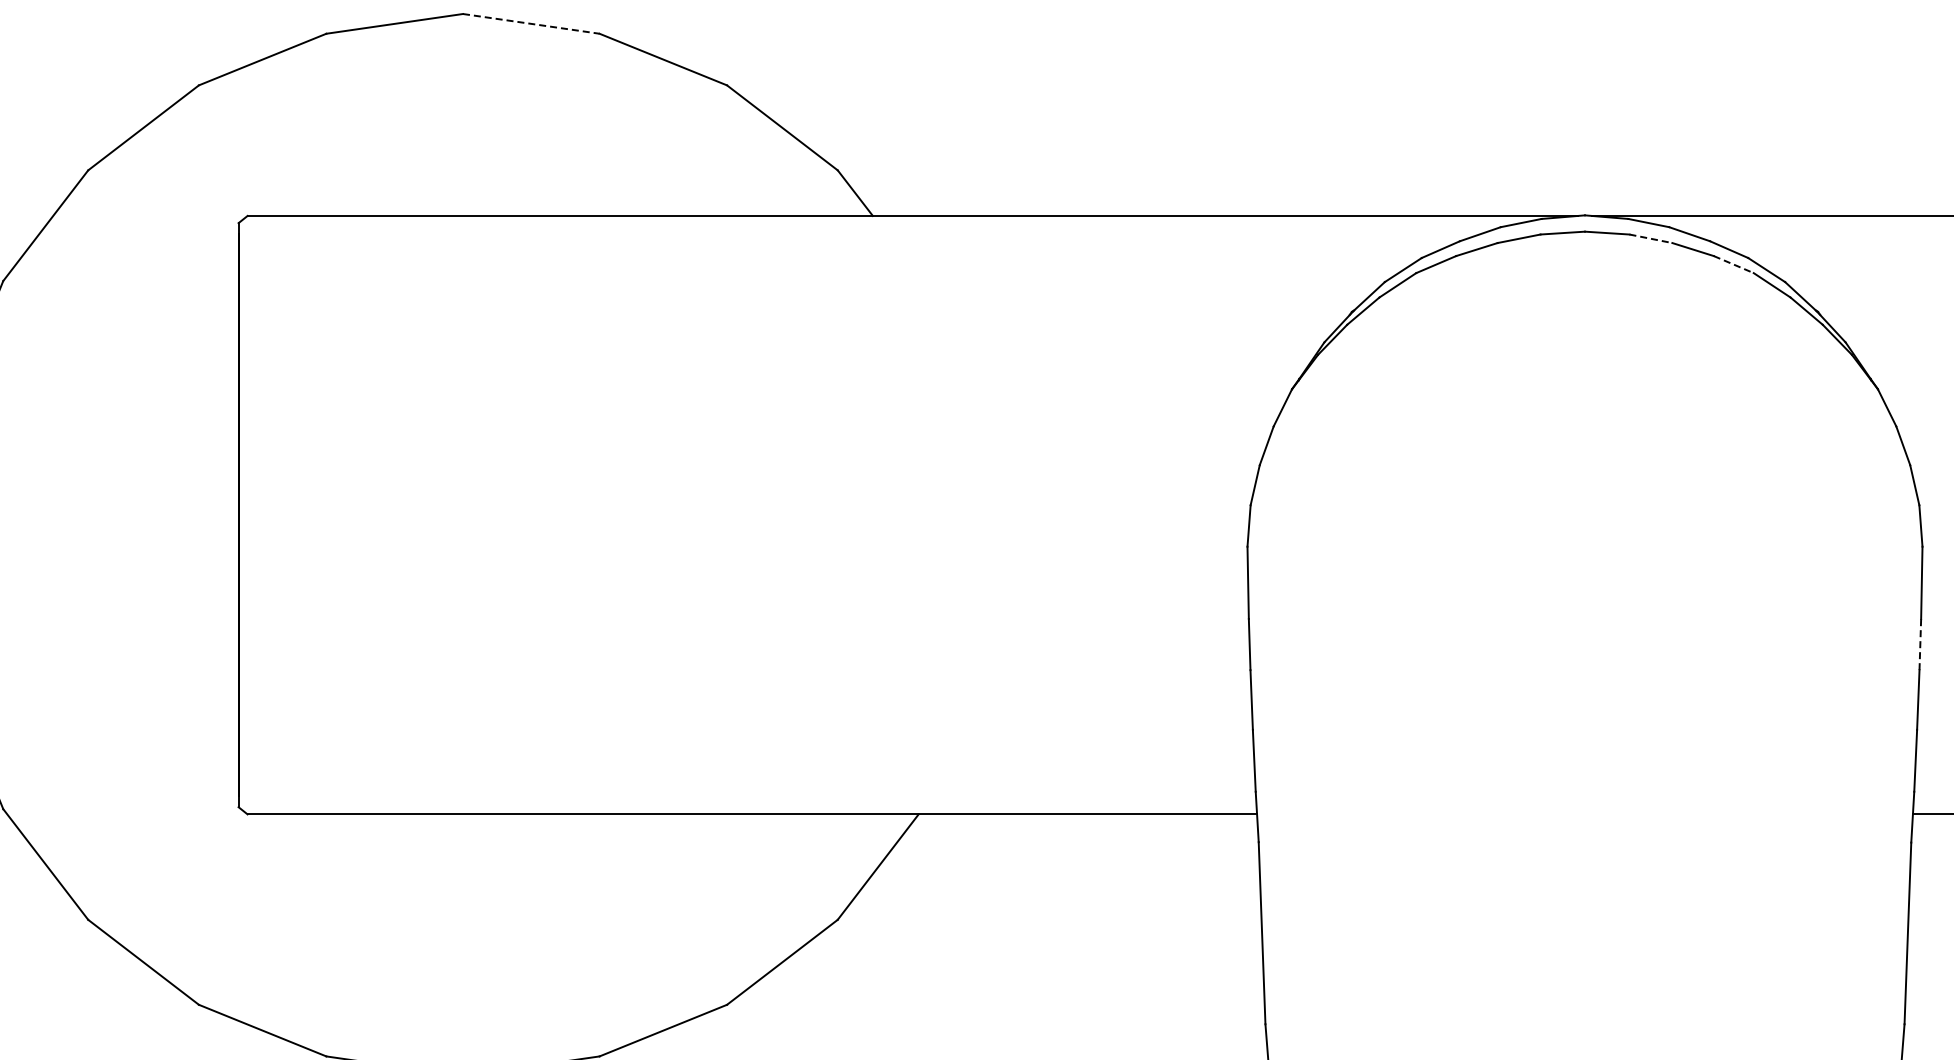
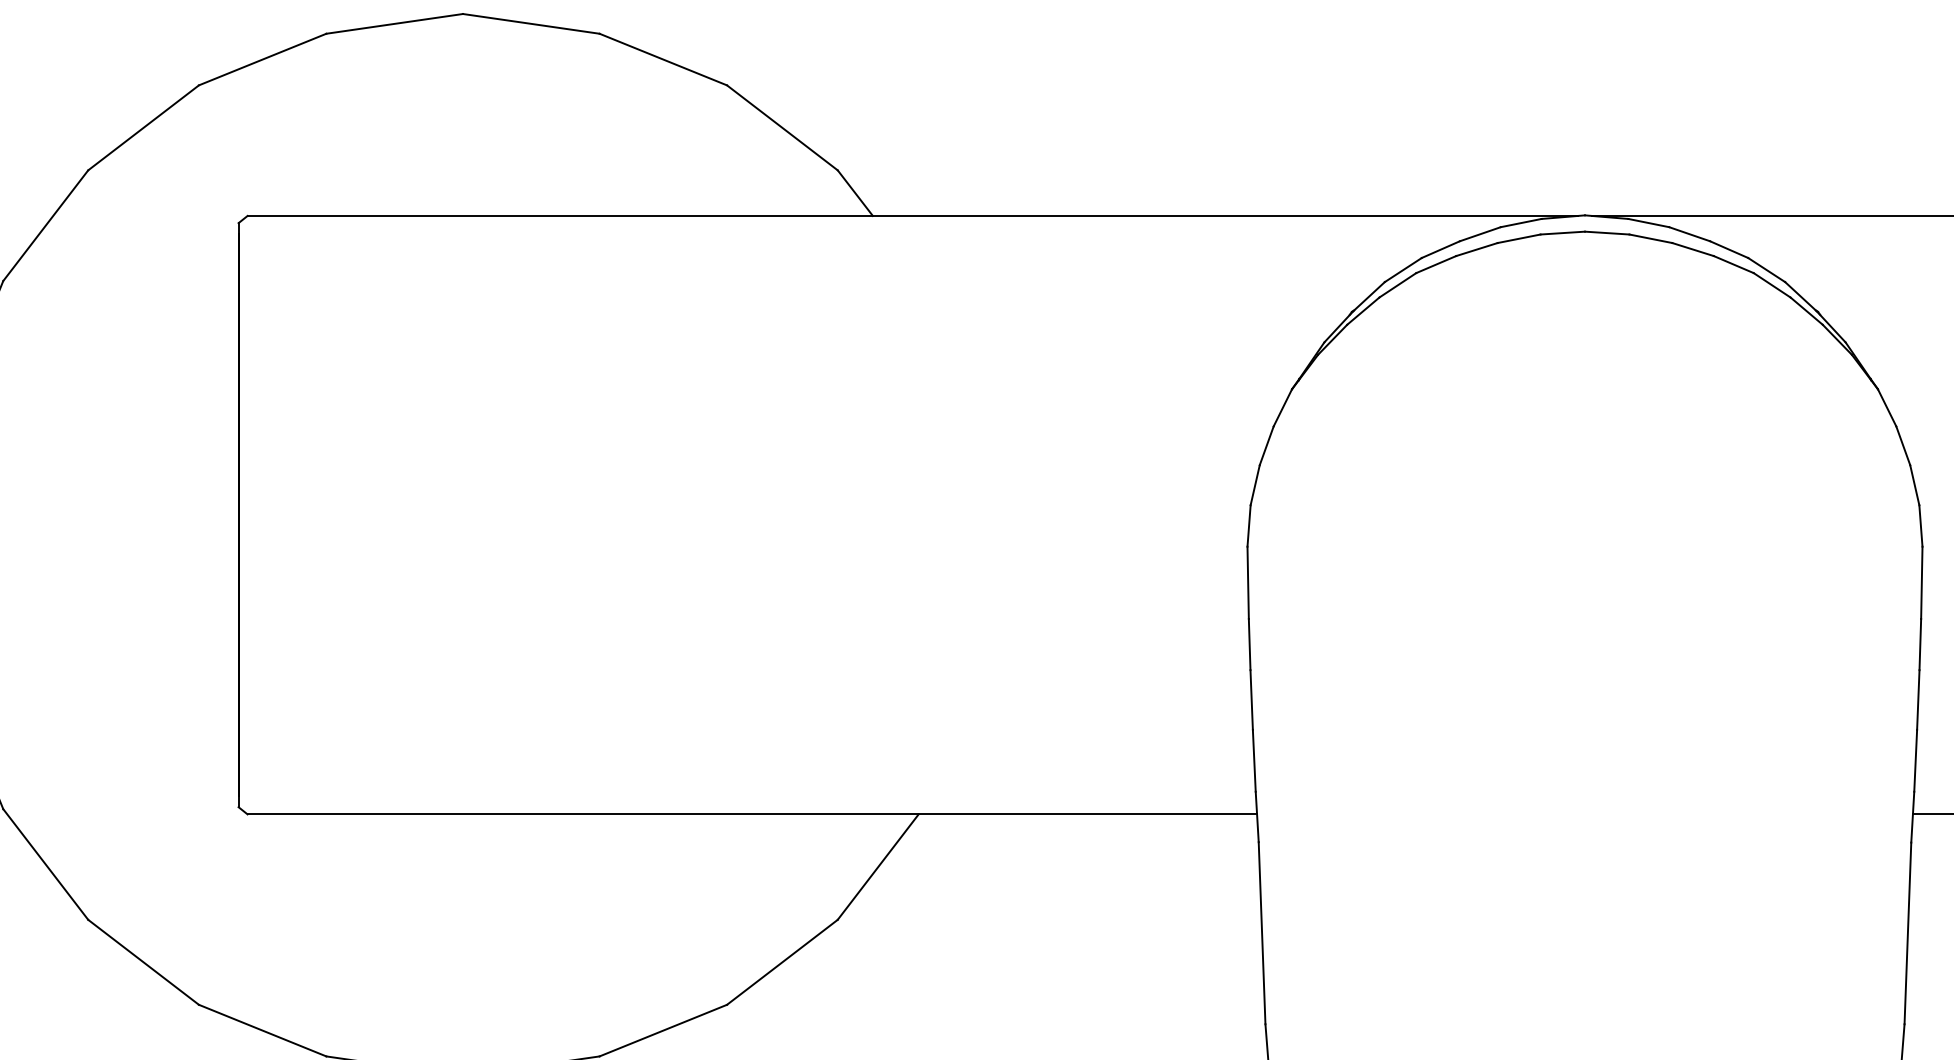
line: dashed -> solid (531, 23)
line: dashed -> solid (1650, 238)
line: dashed -> solid (1733, 264)
line: dashed -> solid (1920, 644)
